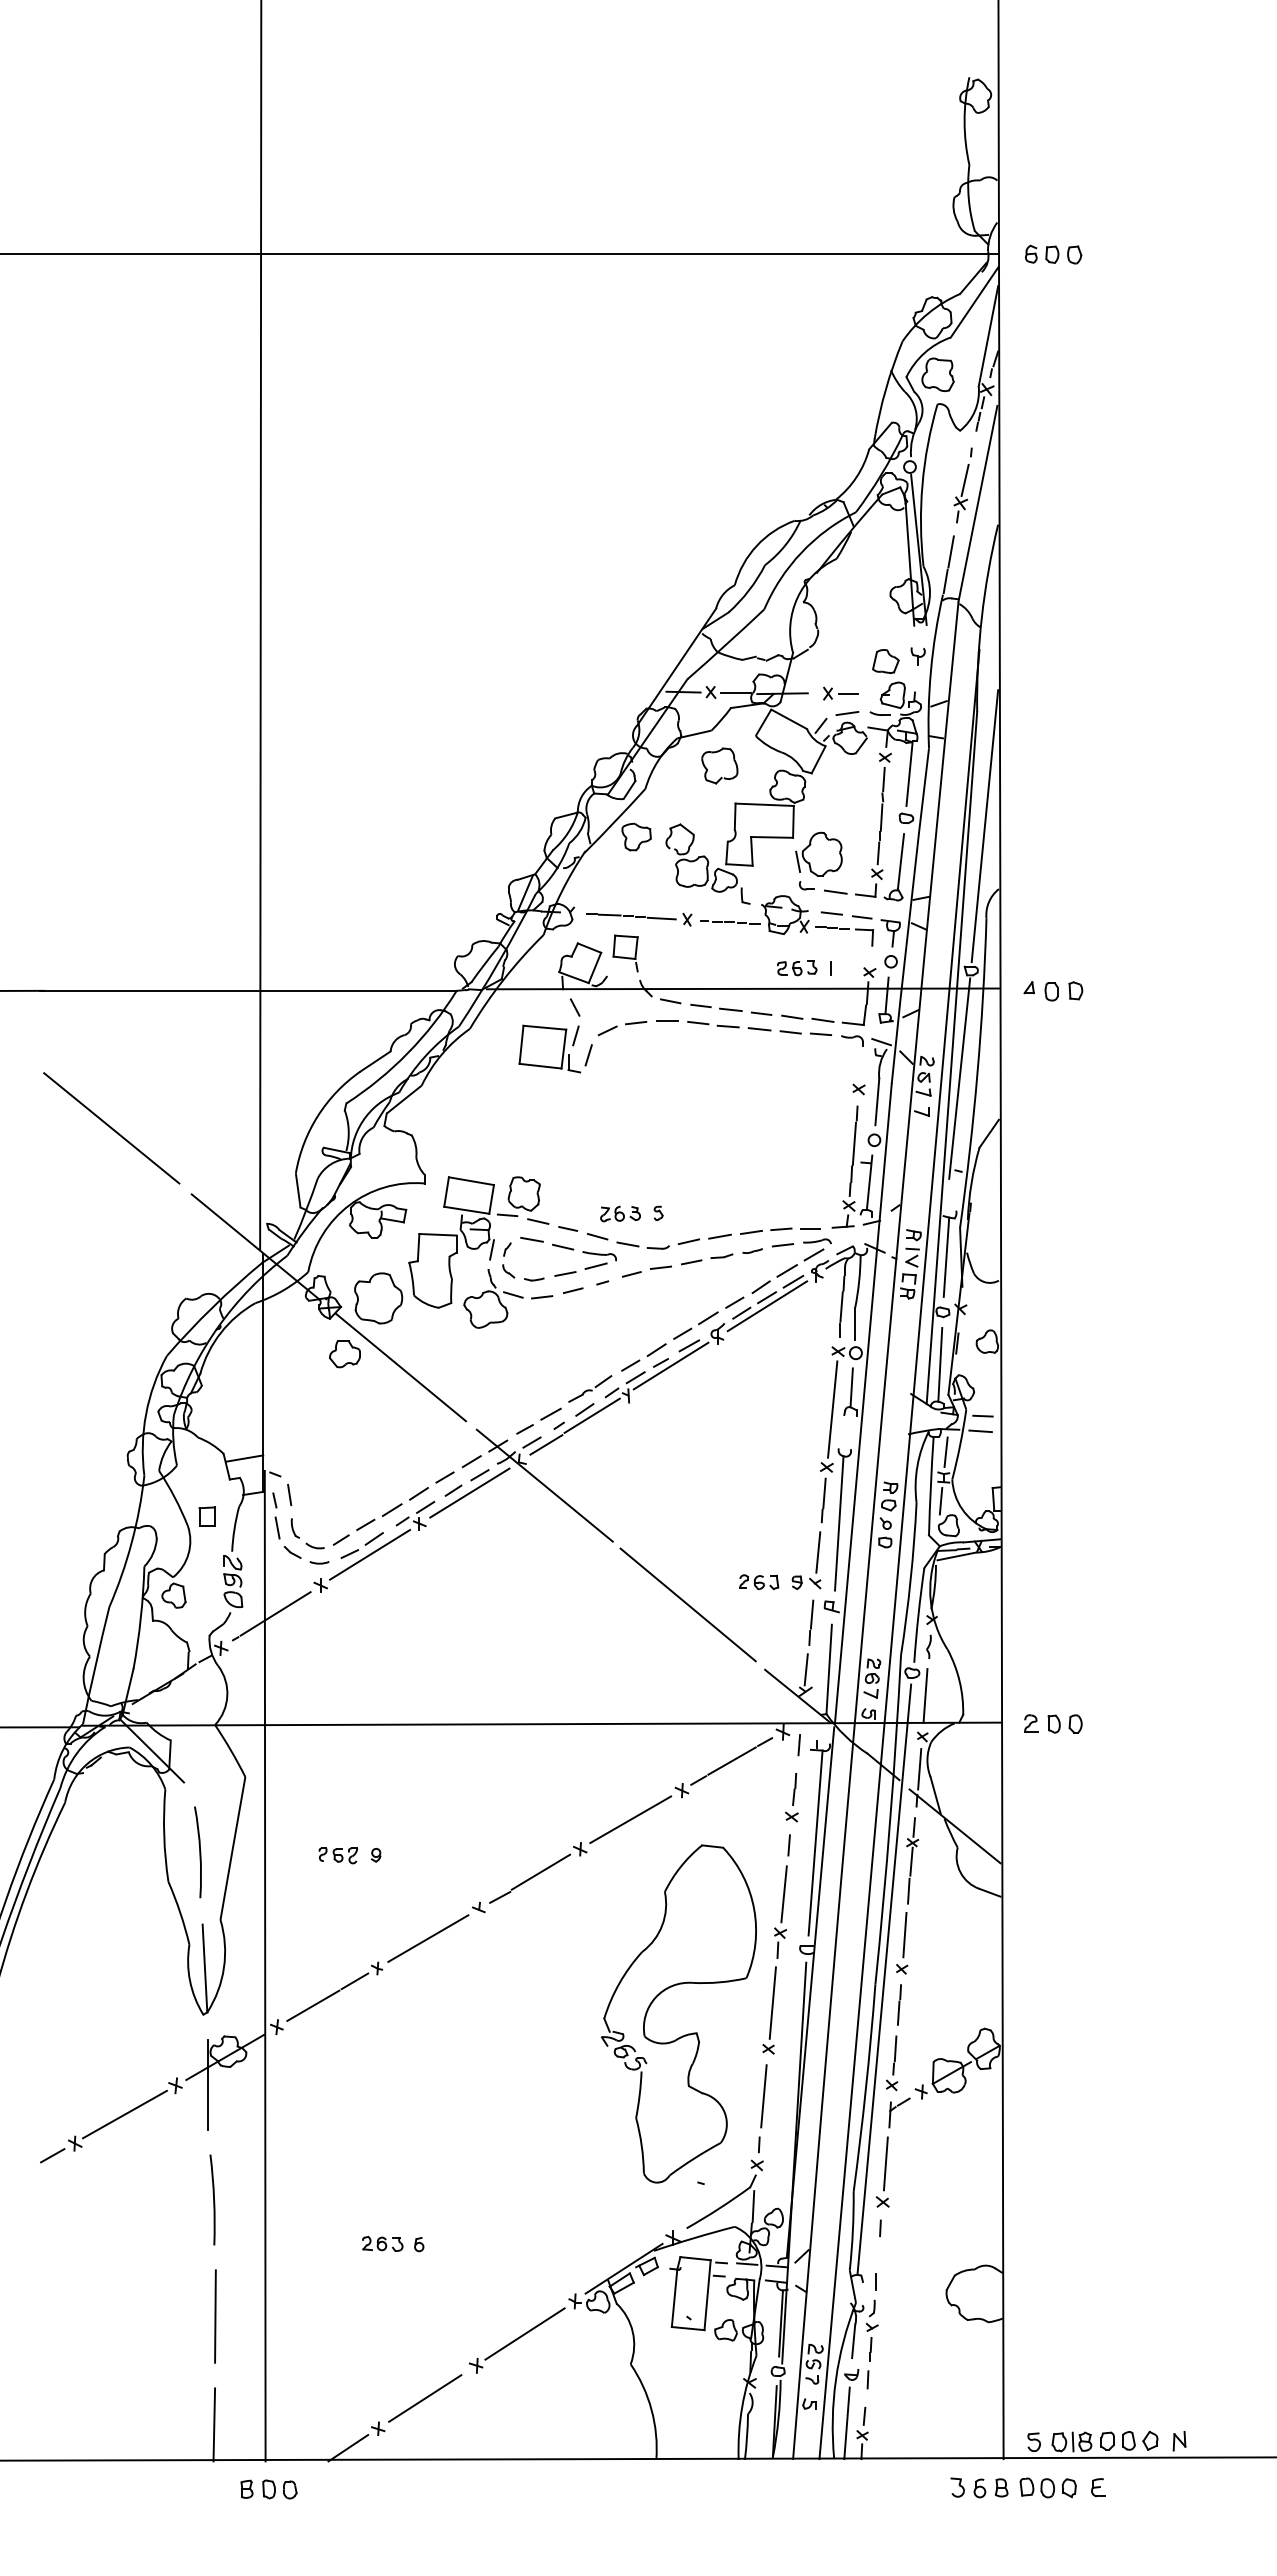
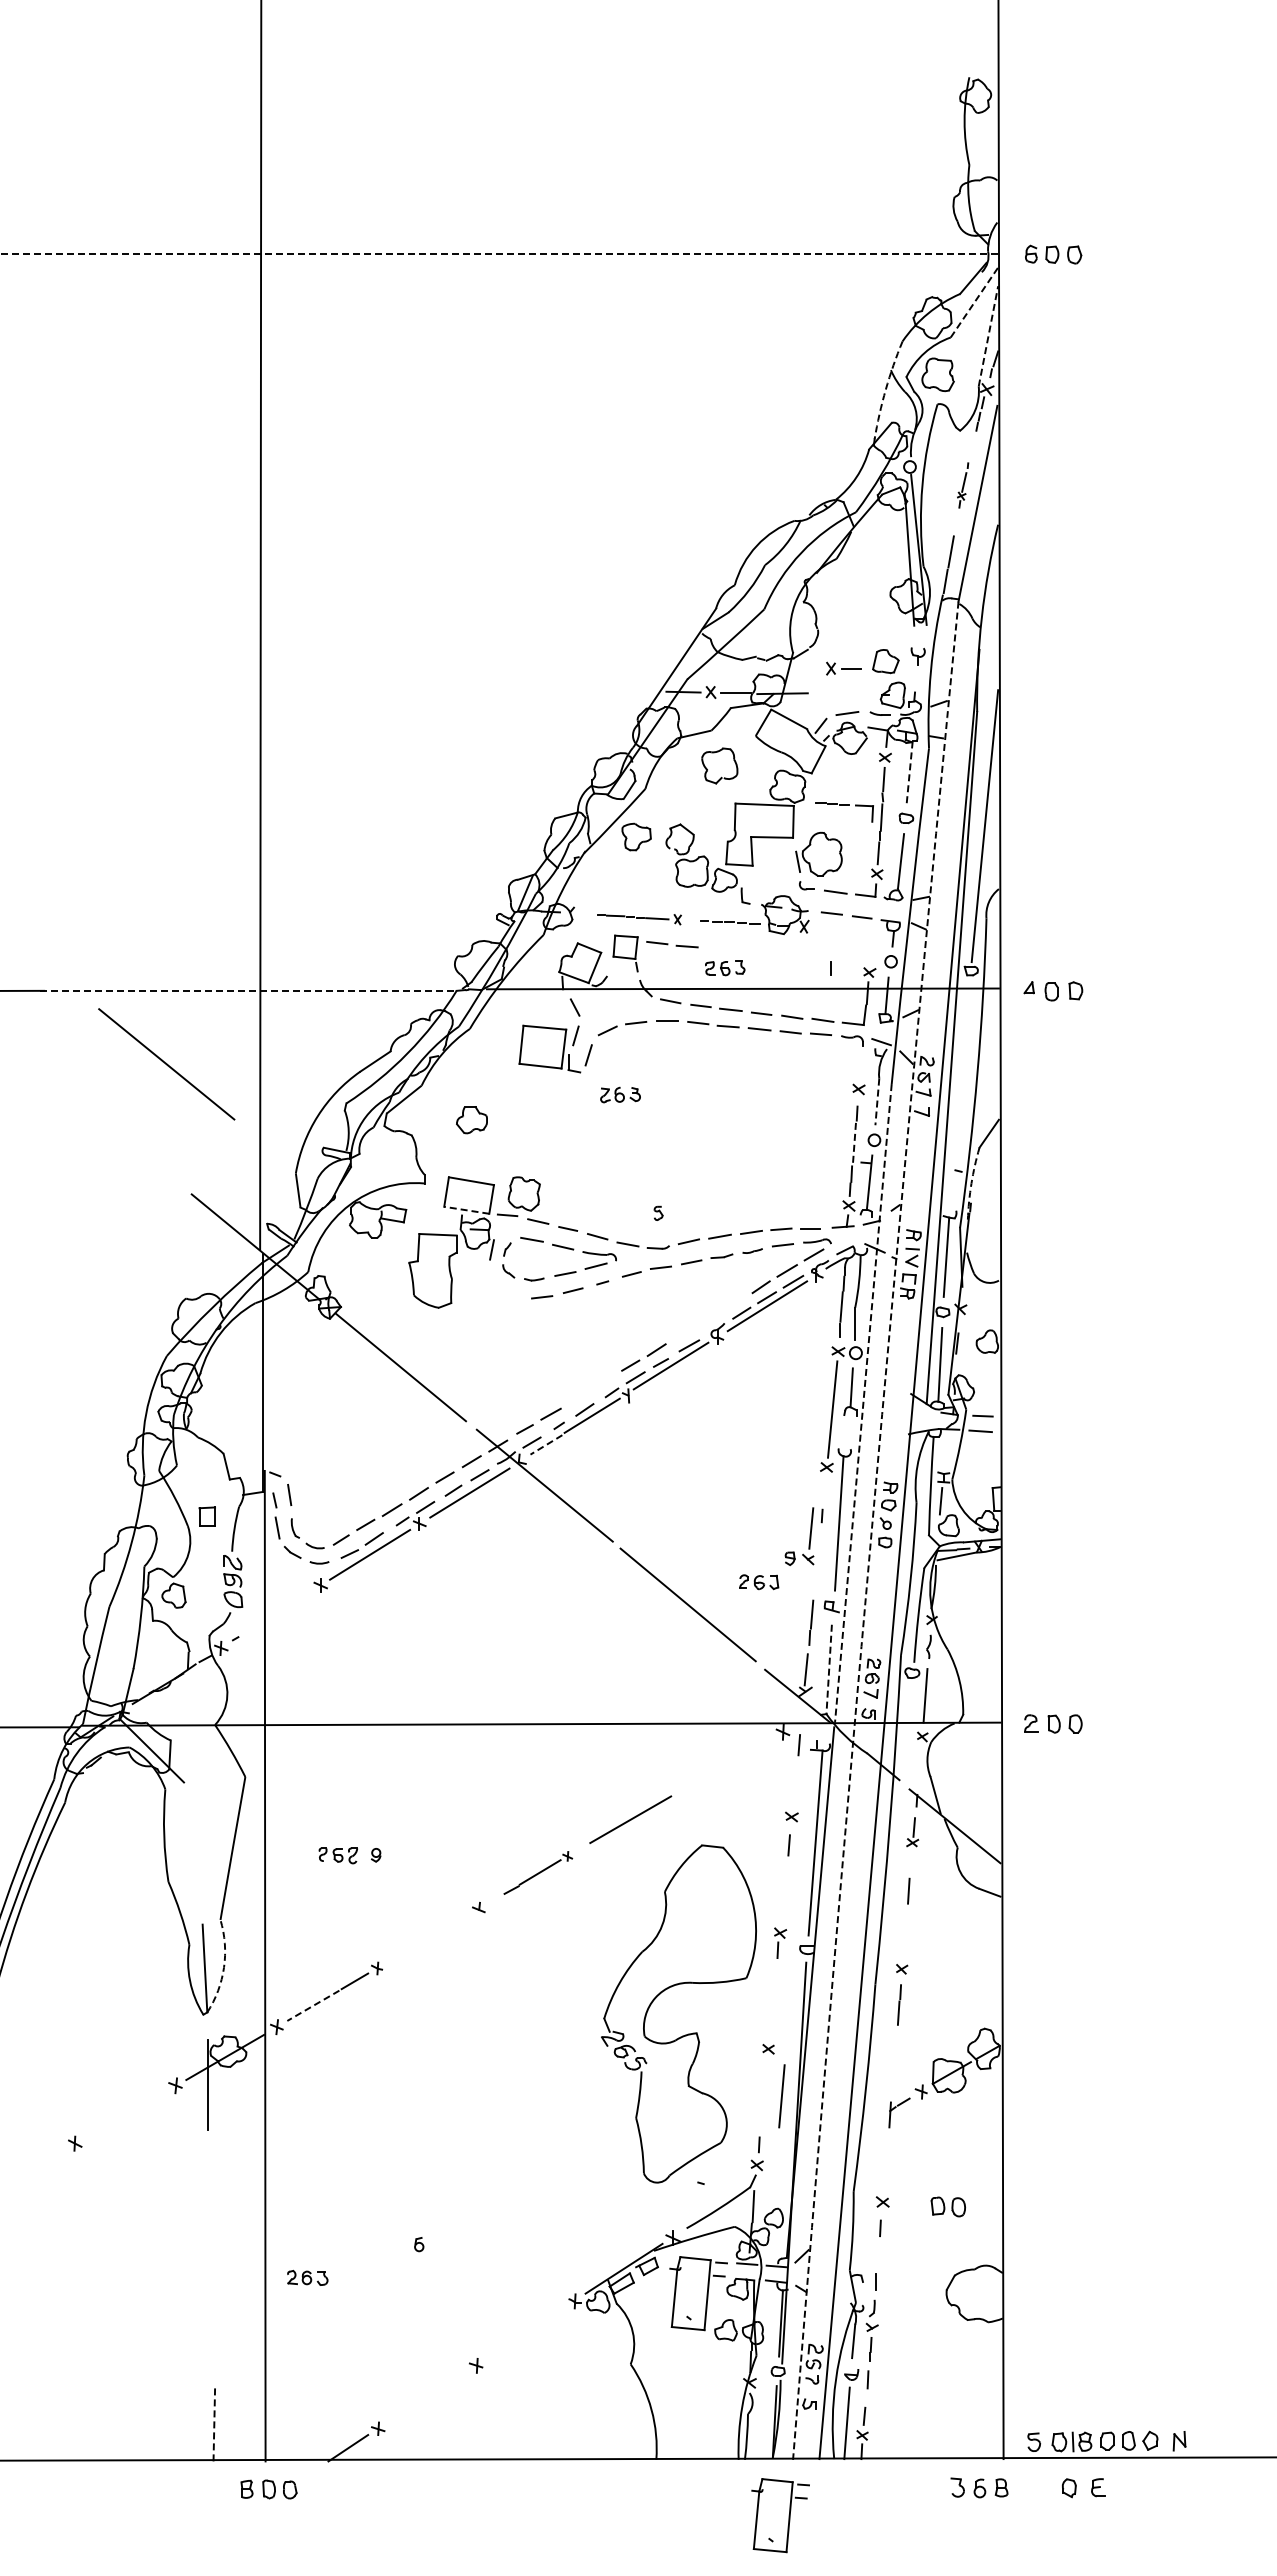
line: solid -> dashed (499, 253)
line: solid -> dashed (974, 302)
line: solid -> dashed (988, 335)
arc: solid -> dashed (885, 389)
part size: 20x77 px -> 13x47 px (963, 485)
part position: (840, 693) -> (843, 668) (843, 668)
line: solid -> dashed (909, 774)
part size: 107x15 px -> 85x12 px (639, 919)
part position: (844, 929) -> (844, 805) (844, 805)
part: none -> present (672, 944)
part position: (797, 968) -> (725, 968) (725, 968)
line: solid -> dashed (248, 990)
line: present -> none (959, 1078)
line: solid -> dashed (877, 1102)
line position: (111, 1128) -> (166, 1064) (166, 1064)
line: solid -> dashed (854, 1144)
arc: solid -> dashed (971, 1183)
line: solid -> dashed (466, 1210)
part position: (620, 1213) -> (620, 1094) (620, 1094)
part: present -> none (378, 1298)
part: present -> none (493, 1298)
part: present -> none (708, 1317)
part position: (344, 1354) -> (471, 1120) (471, 1120)
part: present -> none (590, 1388)
line: solid -> dashed (863, 1403)
line: solid -> dashed (546, 1444)
line: present -> none (945, 1452)
line: present -> none (244, 1458)
line: present -> none (824, 1493)
arc: solid -> dashed (871, 1530)
part position: (816, 1560) -> (809, 1536) (809, 1536)
line: present -> none (275, 1613)
line: solid -> dashed (829, 1669)
part: present -> none (723, 1767)
line: present -> none (919, 1769)
line: present -> none (794, 1789)
arc: present -> none (199, 1852)
line: present -> none (911, 1861)
part size: 99x62 px -> 71x44 px (538, 1872)
line: present -> none (783, 1894)
line: present -> none (904, 1934)
line: present -> none (428, 1938)
arc: solid -> dashed (224, 1967)
line: present -> none (884, 1979)
line: present -> none (772, 2002)
line: solid -> dashed (312, 2006)
part: present -> none (892, 2063)
line position: (763, 2096) -> (781, 2096) (781, 2096)
line: present -> none (124, 2114)
line: present -> none (52, 2155)
line: present -> none (885, 2163)
arc: present -> none (213, 2199)
part position: (382, 2243) -> (307, 2277) (307, 2277)
line: present -> none (215, 2316)
line: present -> none (524, 2333)
line: present -> none (425, 2398)
line: solid -> dashed (214, 2424)
part position: (1036, 2487) -> (947, 2206) (947, 2206)
part: none -> present (780, 2515)
